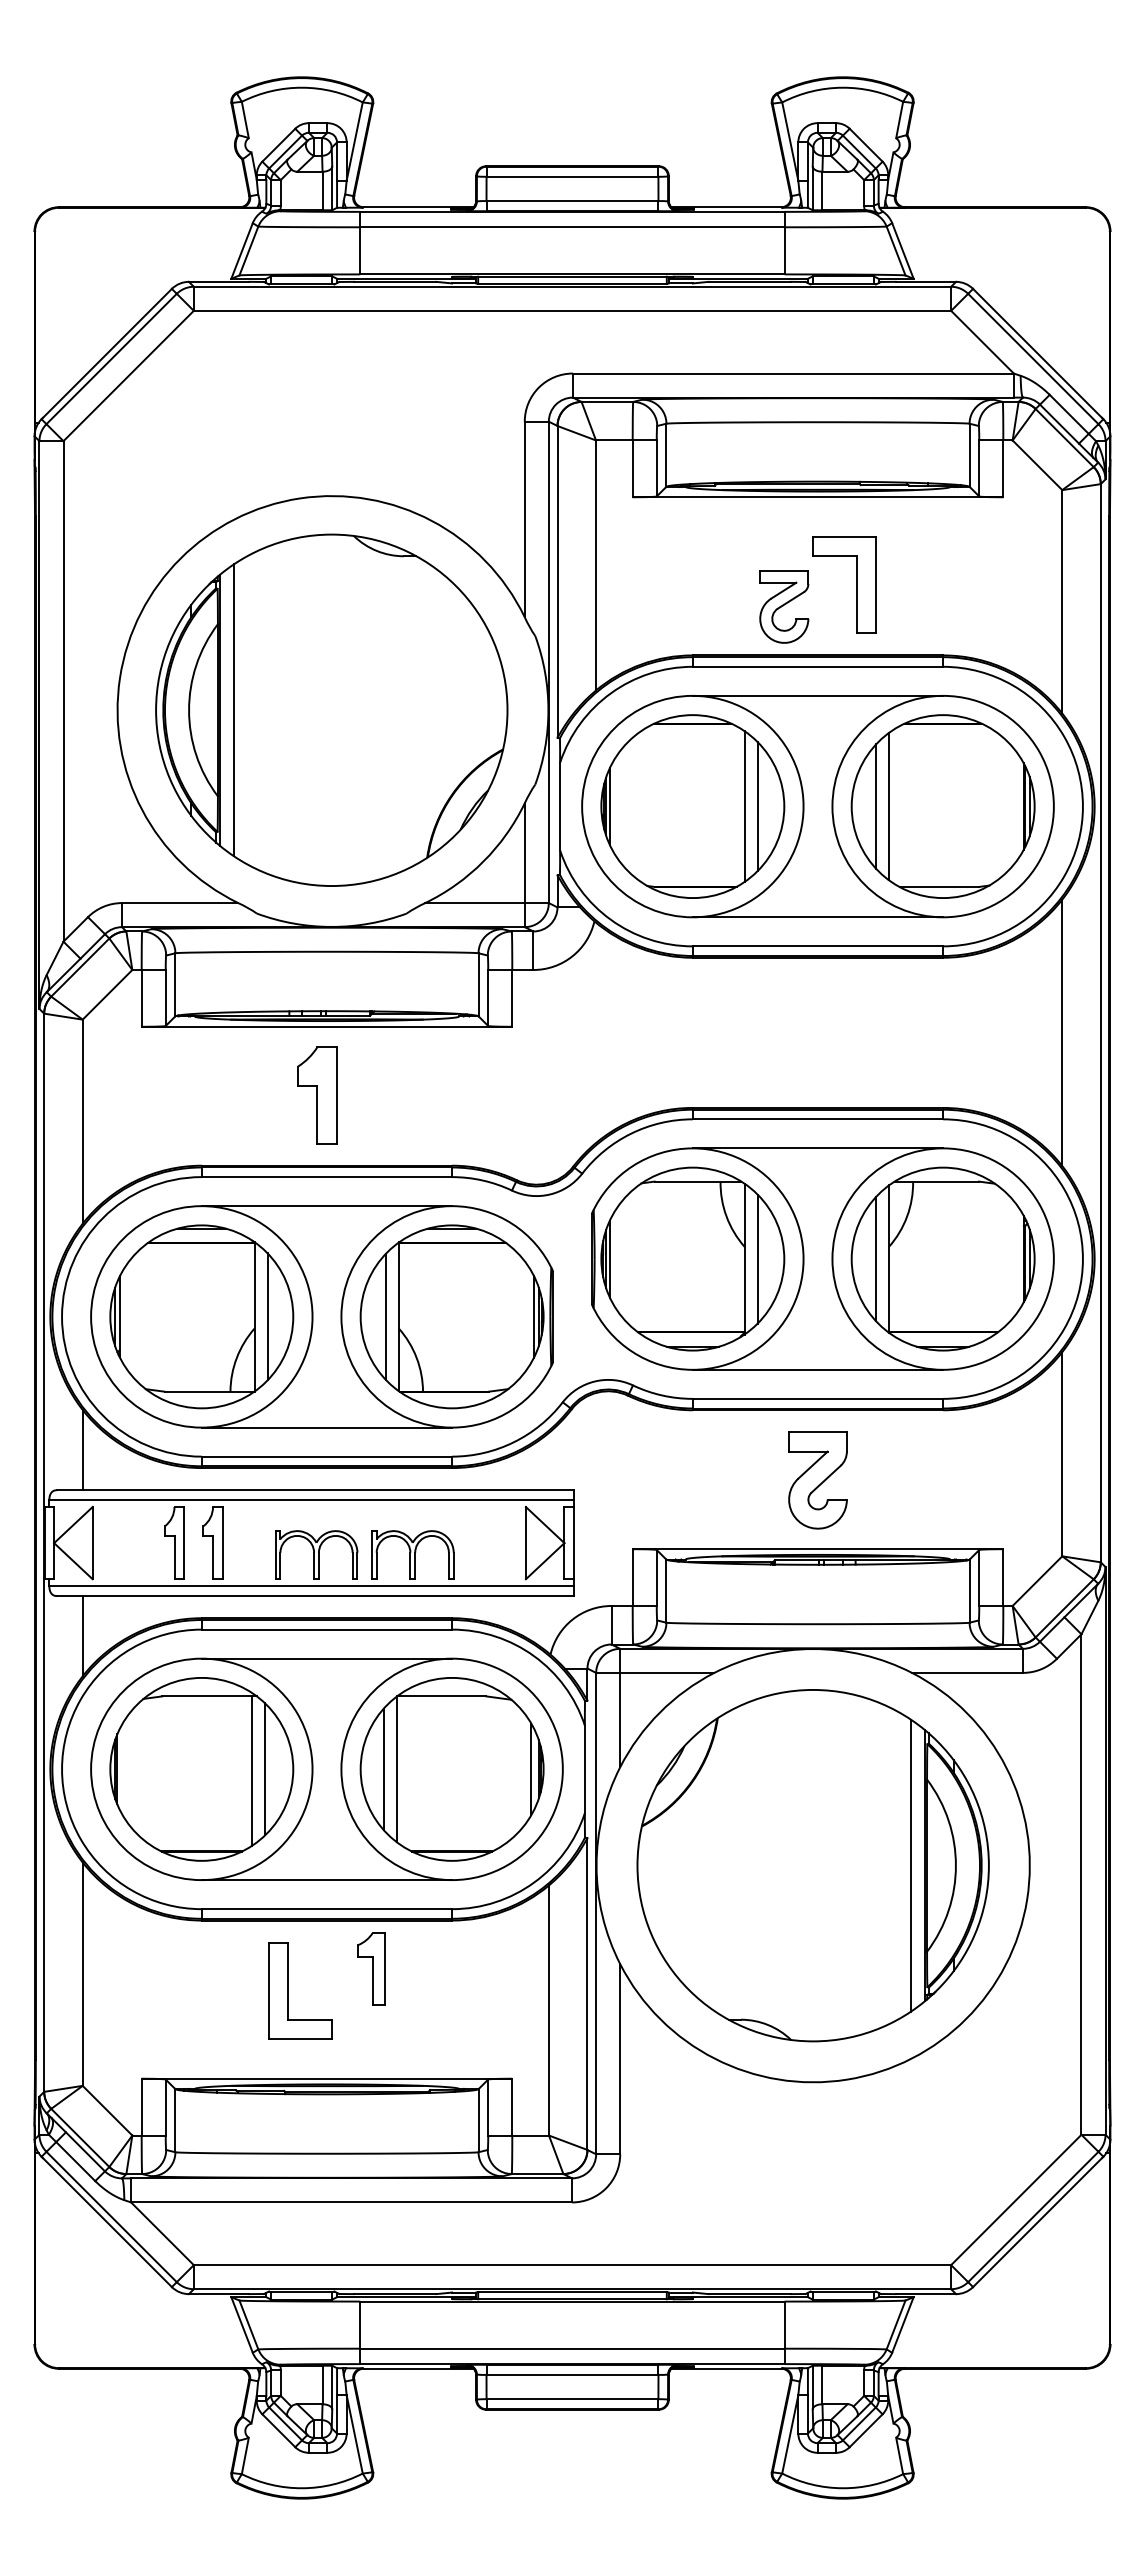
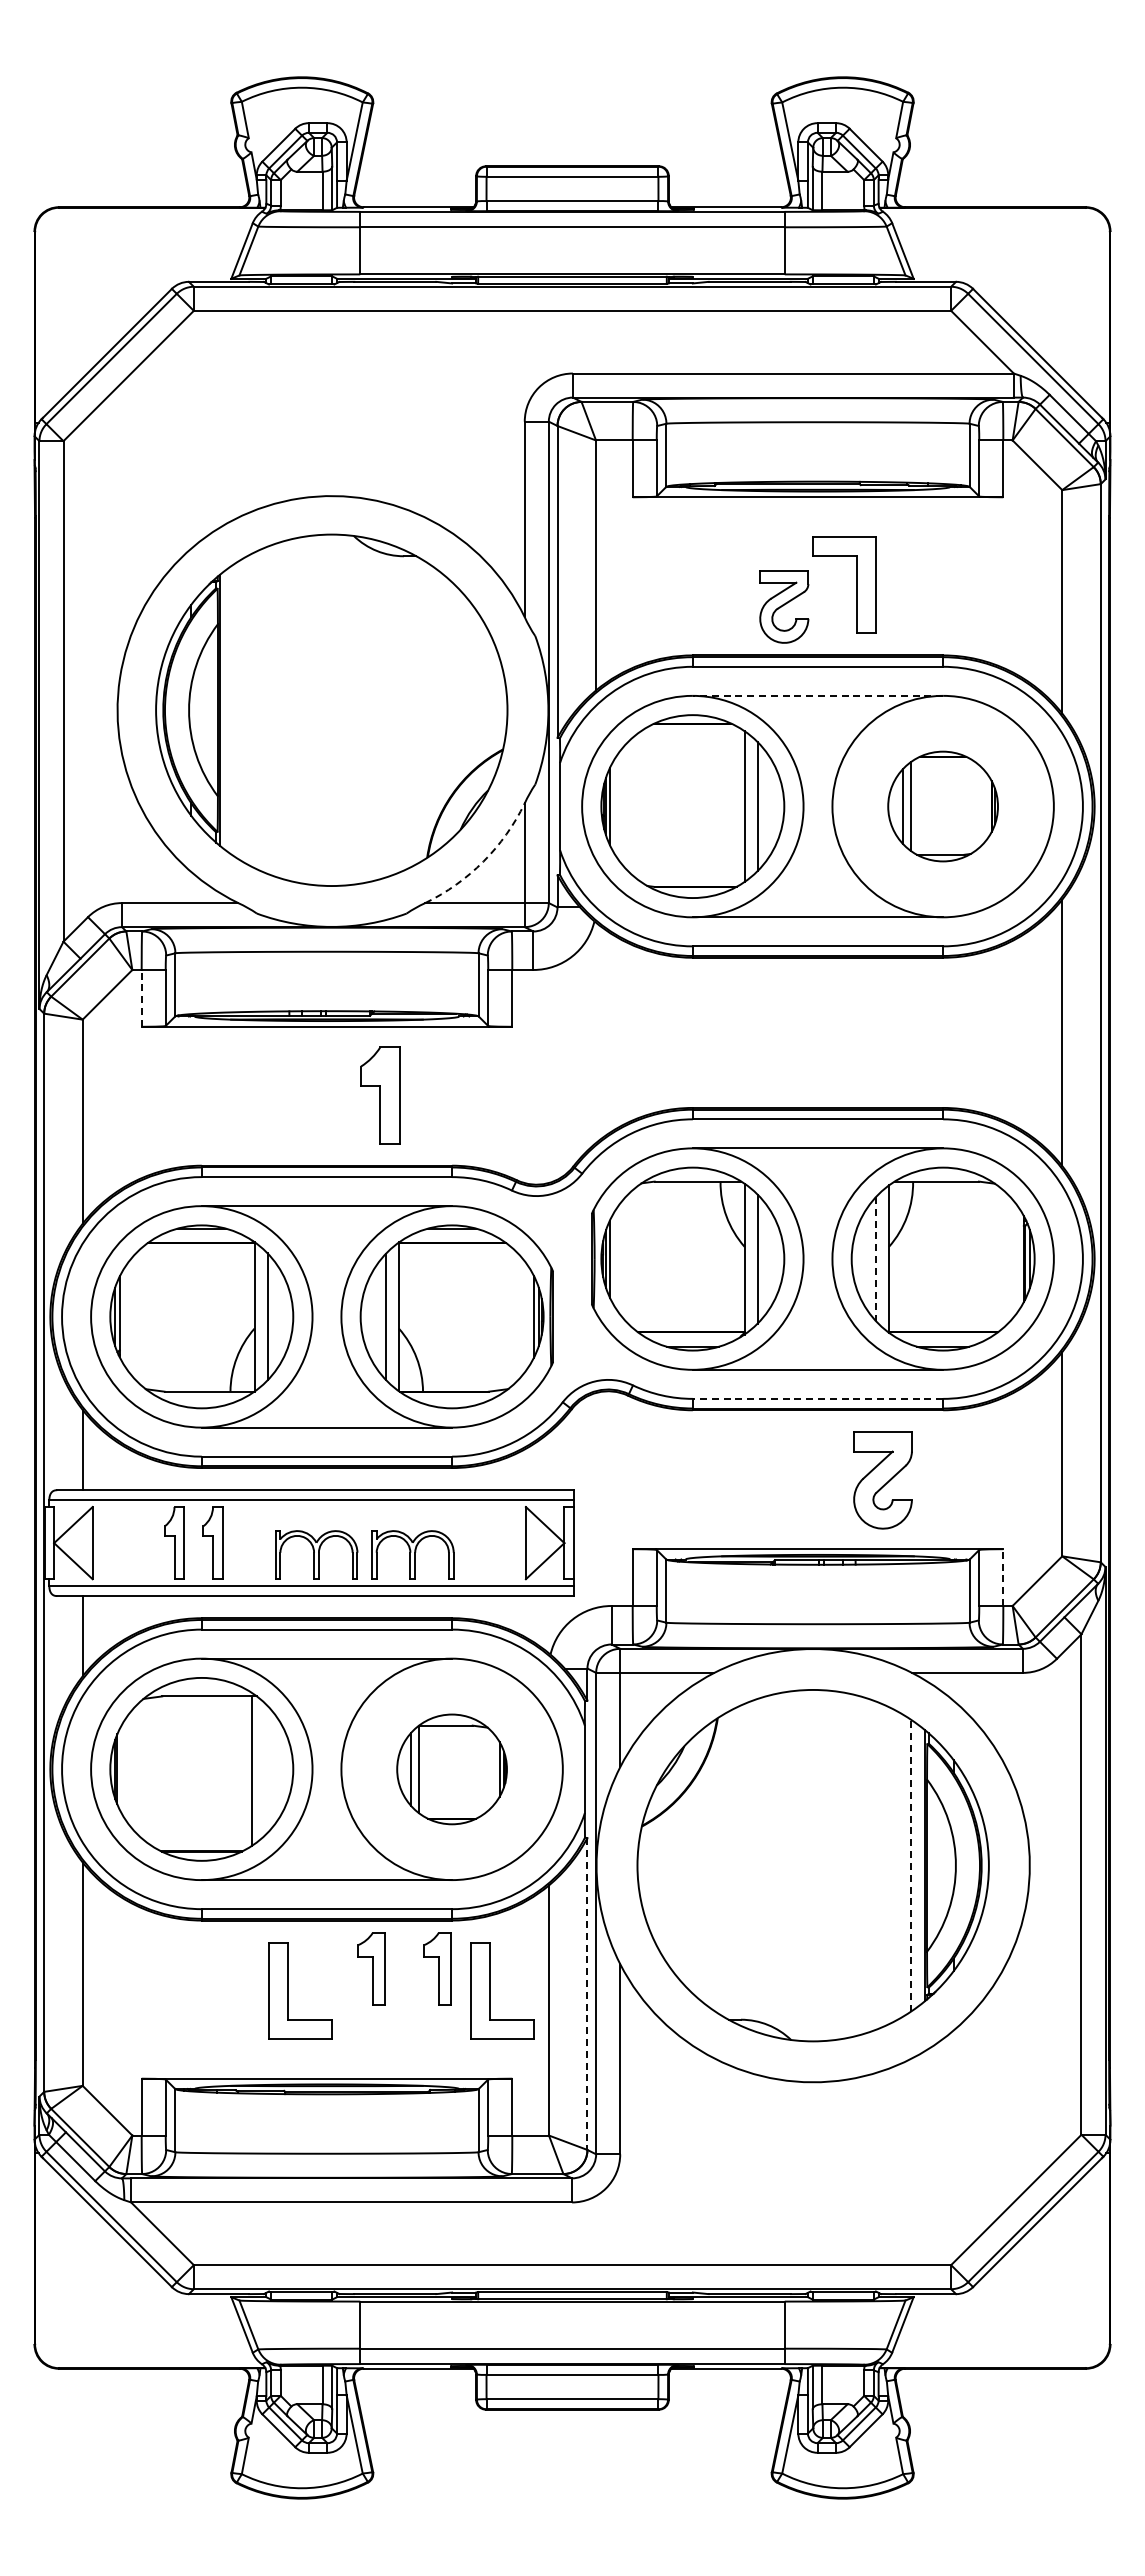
line: solid -> dashed (817, 695)
line: present -> none (234, 710)
part size: 186x185 px -> 112x113 px (942, 806)
arc: solid -> dashed (483, 861)
line: solid -> dashed (141, 997)
part position: (317, 1095) -> (380, 1095) (380, 1095)
line: solid -> dashed (876, 1259)
line: solid -> dashed (817, 1398)
part position: (817, 1480) -> (882, 1480) (882, 1480)
line: solid -> dashed (1003, 1577)
line: present -> none (265, 1769)
part size: 186x185 px -> 112x113 px (451, 1769)
line: solid -> dashed (910, 1865)
part: none -> present (437, 1968)
part: none -> present (490, 1990)
line: solid -> dashed (587, 1994)
